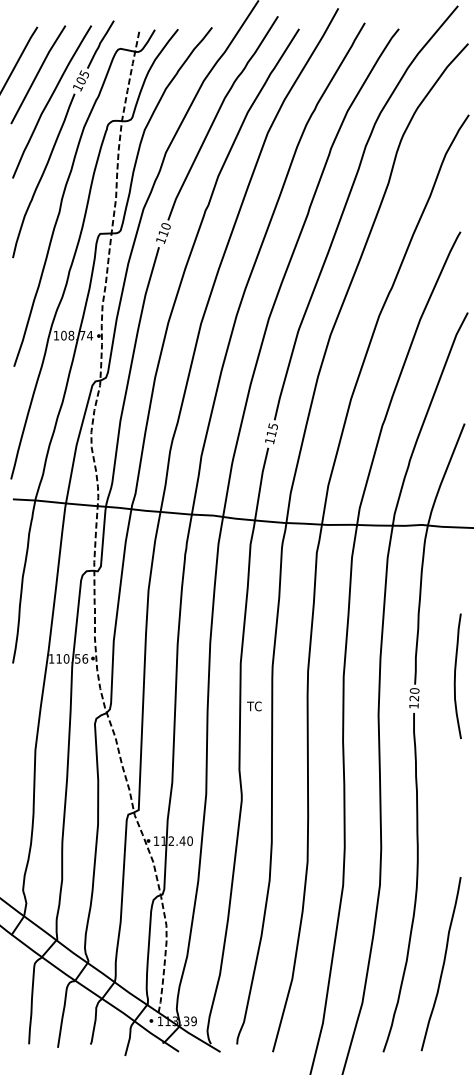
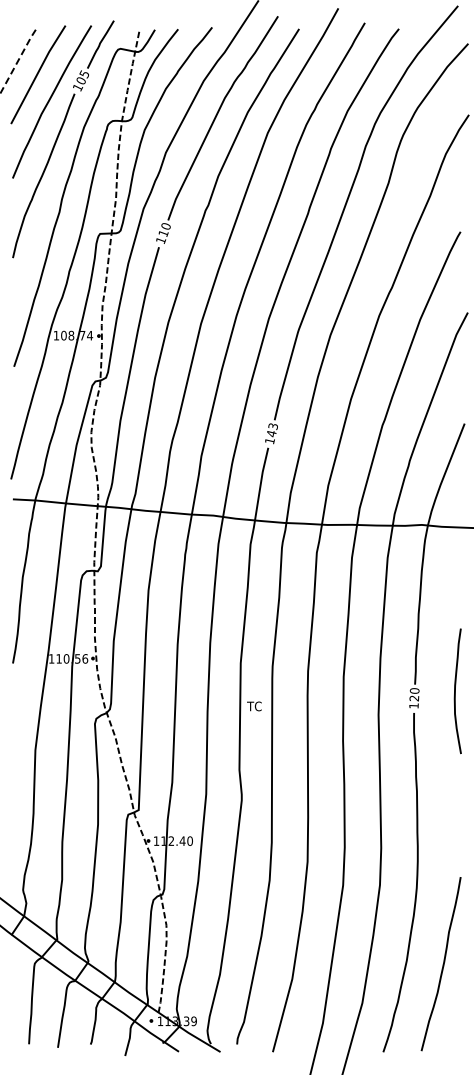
line: solid -> dashed (18, 59)
text: 115 -> 143 (271, 430)
curve position: (455, 675) -> (455, 690) (455, 690)
